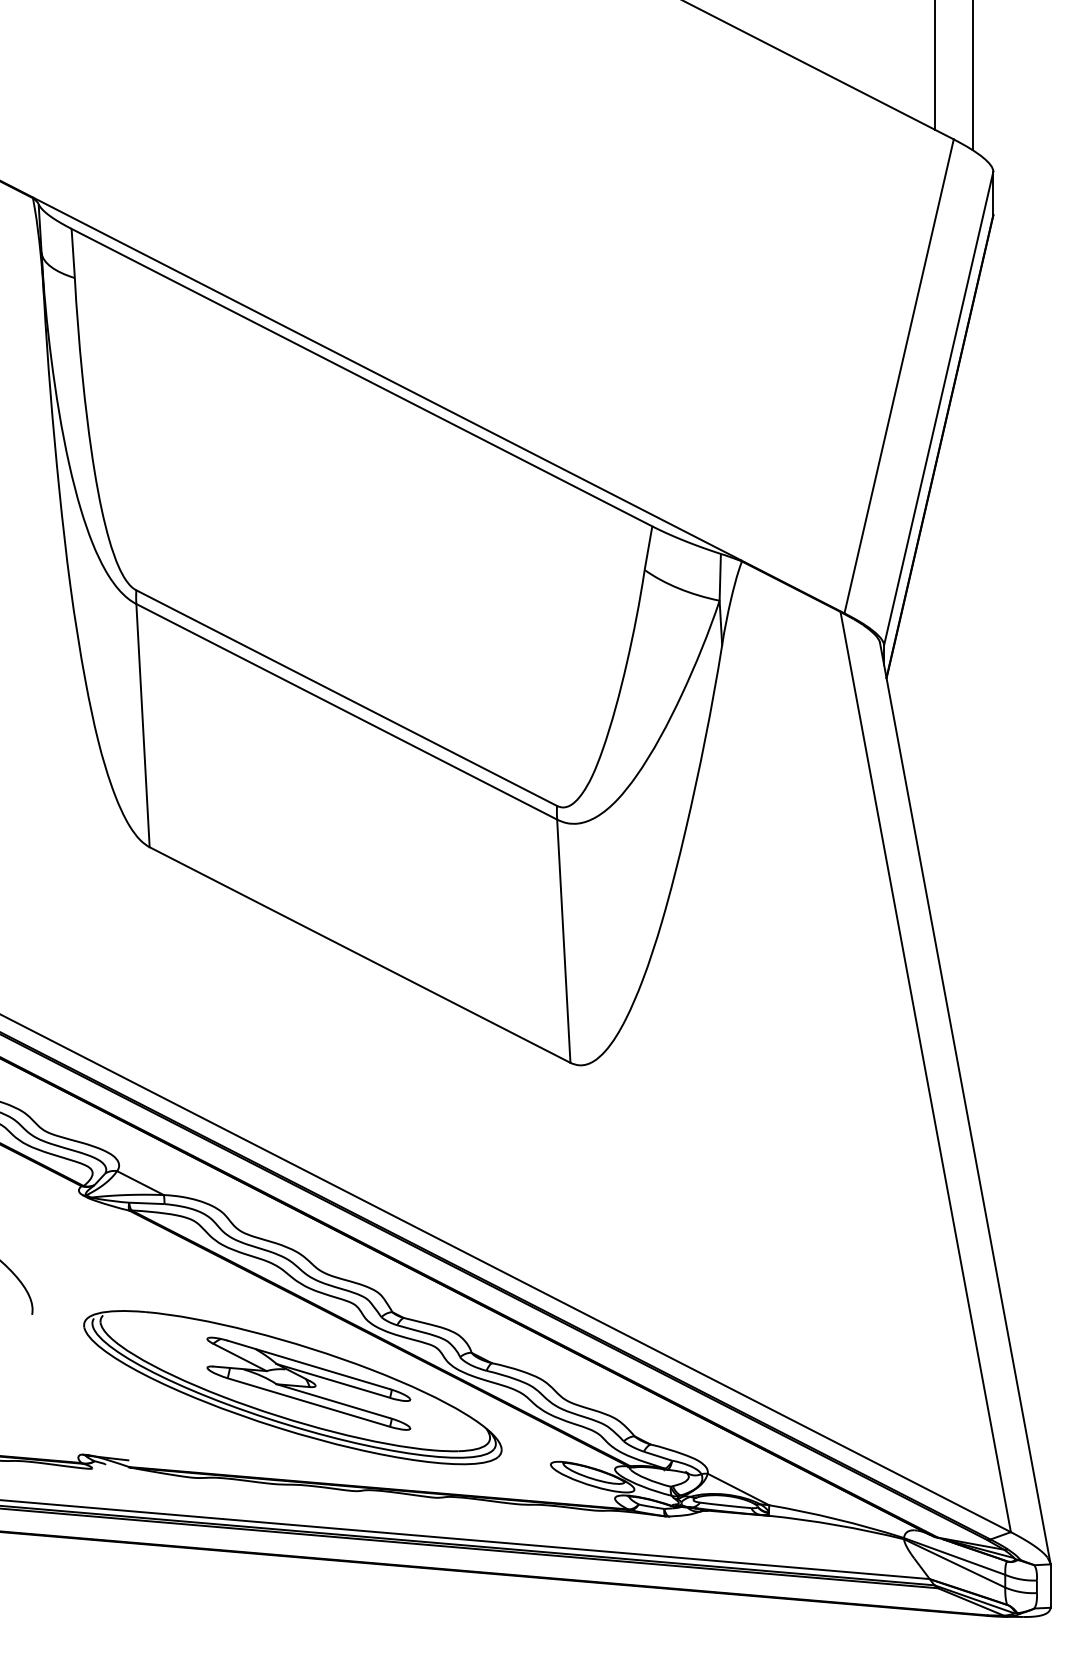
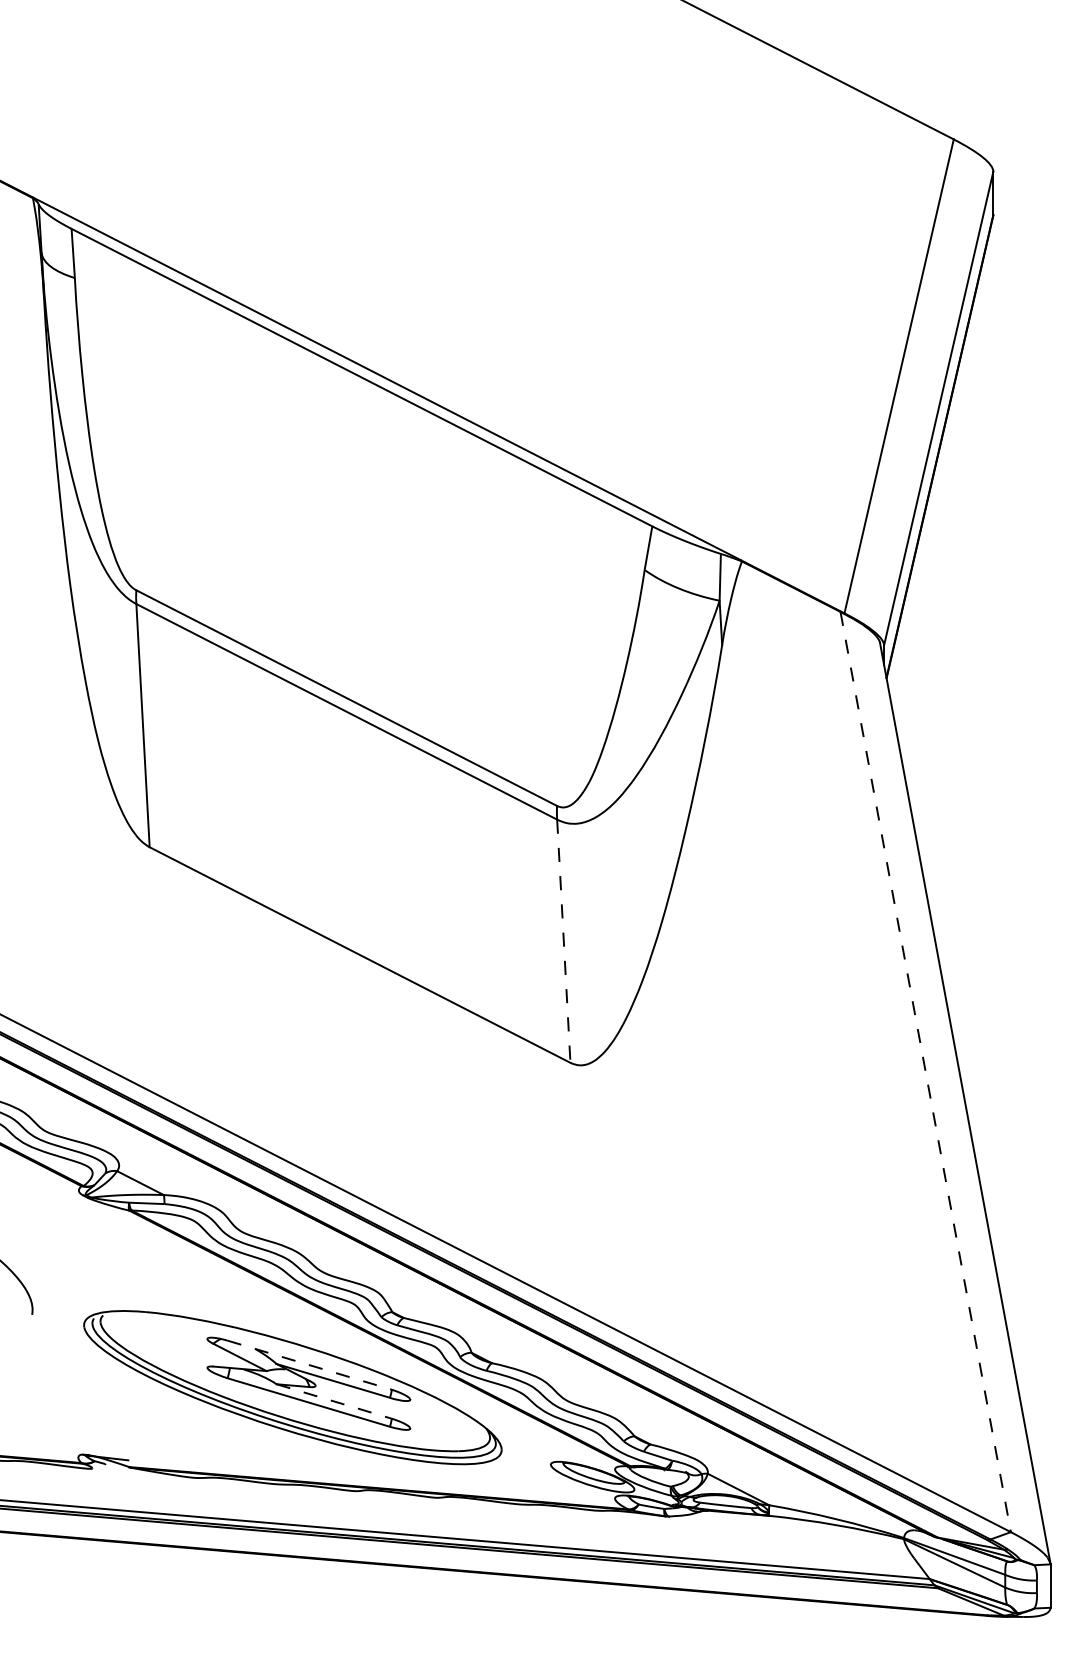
line: present -> none (935, 65)
line: present -> none (973, 76)
line: solid -> dashed (563, 941)
line: solid -> dashed (925, 1072)
line: solid -> dashed (308, 1364)
line: solid -> dashed (333, 1401)
